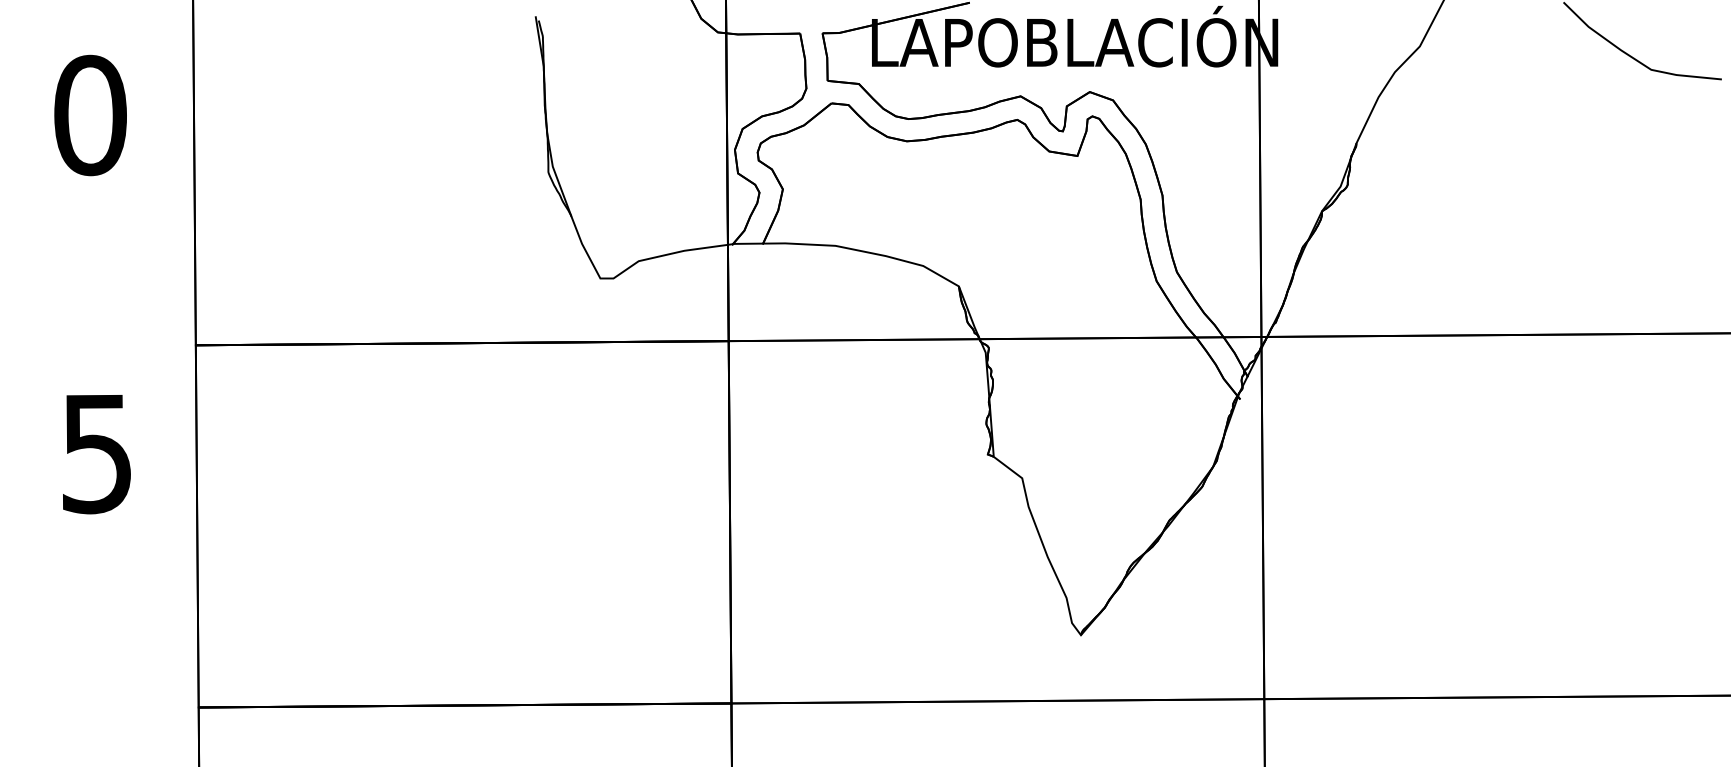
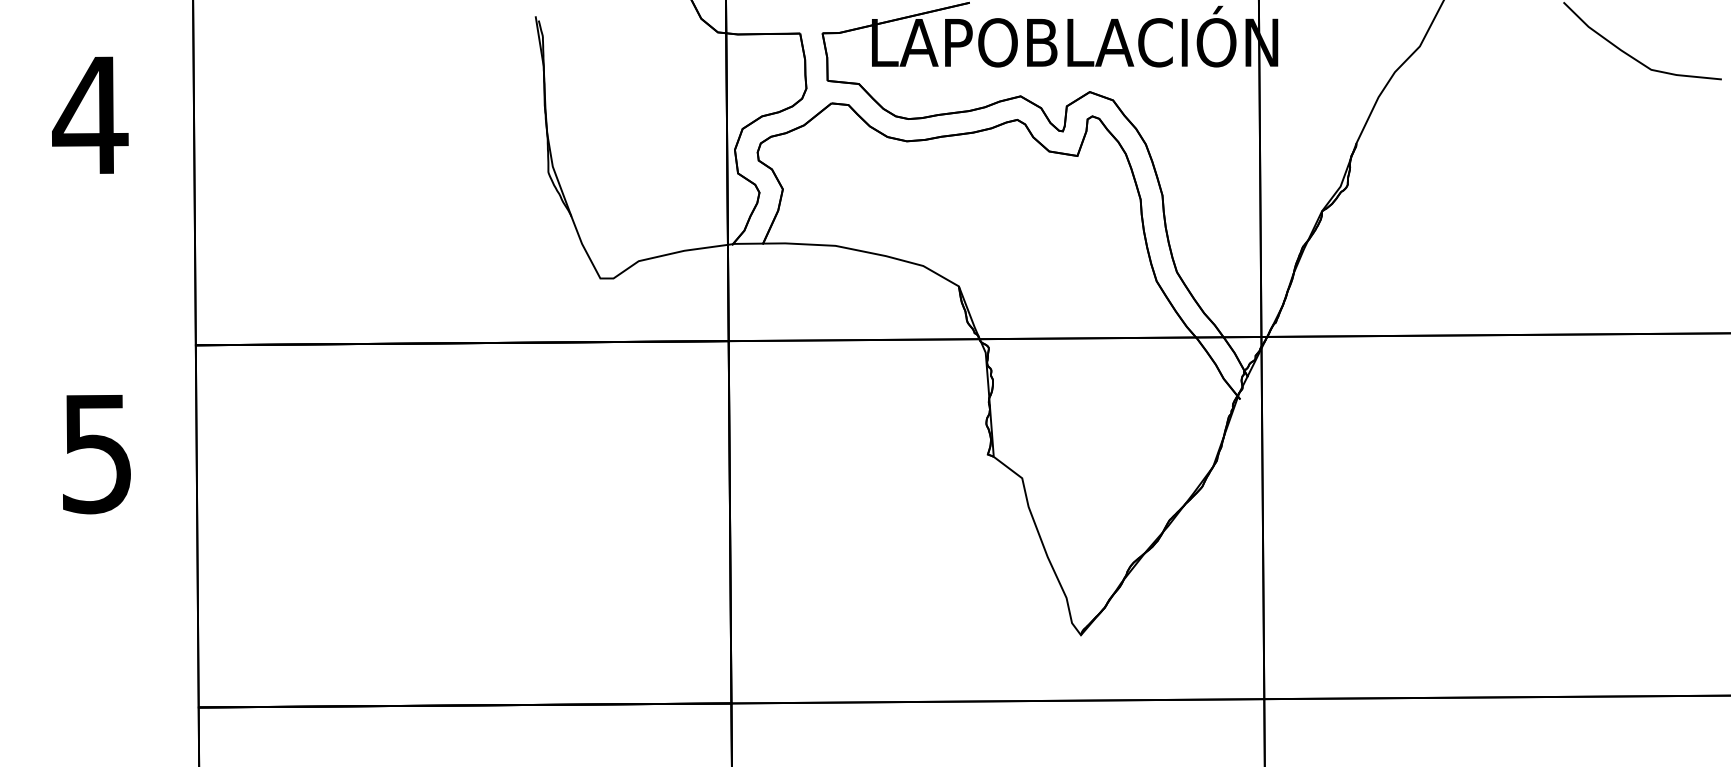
text: 0 -> 4 (90, 115)
